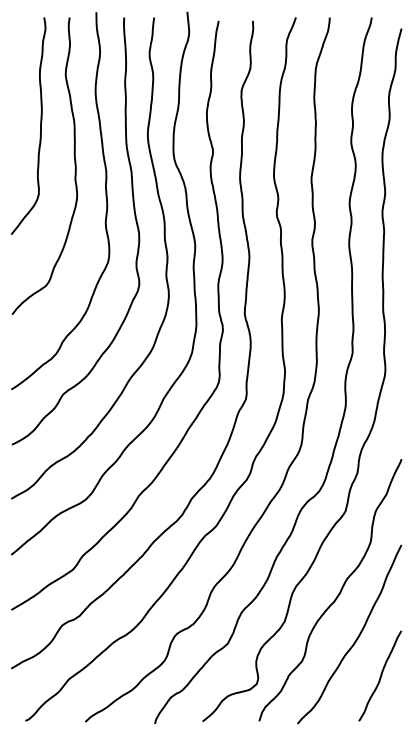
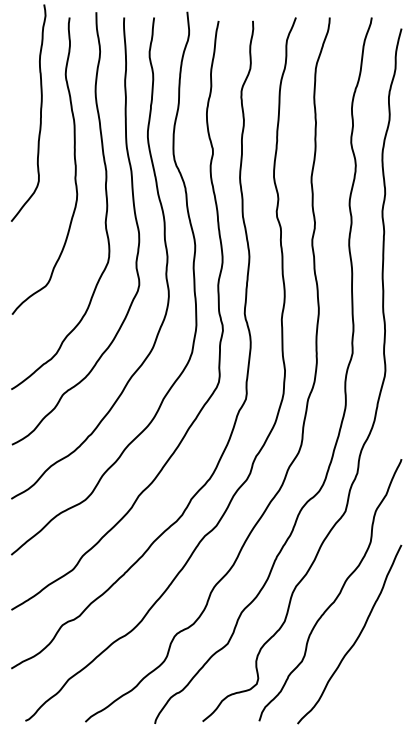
curve position: (40, 125) -> (40, 112) (40, 112)
curve: present -> none (380, 675)
